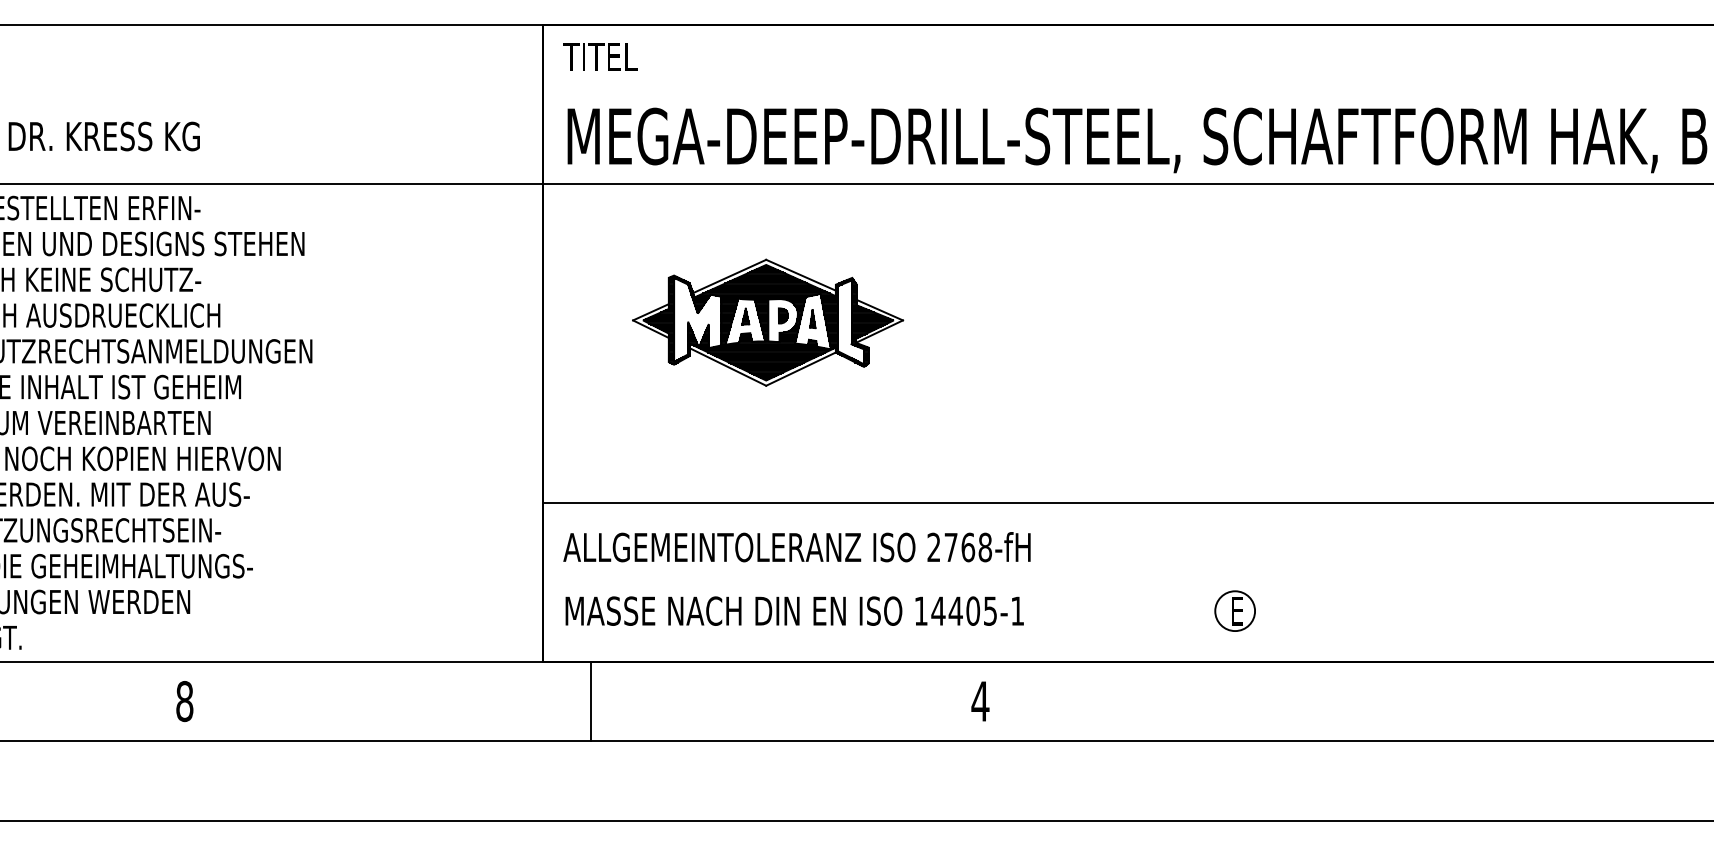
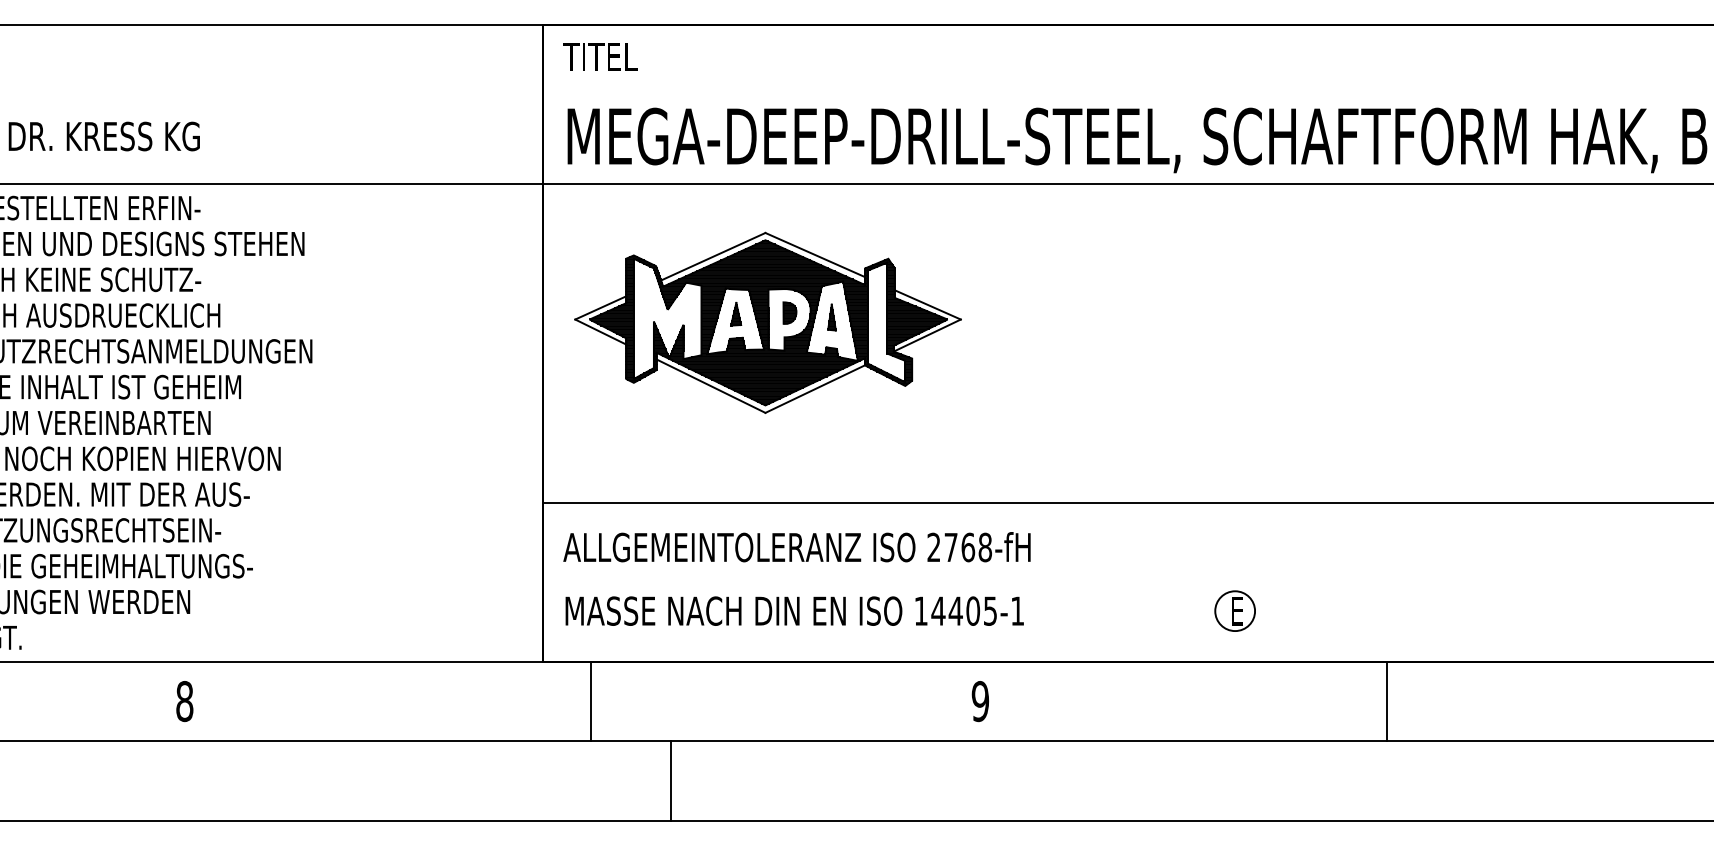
part size: 273x129 px -> 388x183 px (767, 322)
text: 4 -> 9 (980, 701)
line: none -> present (1386, 701)
line: none -> present (670, 780)
